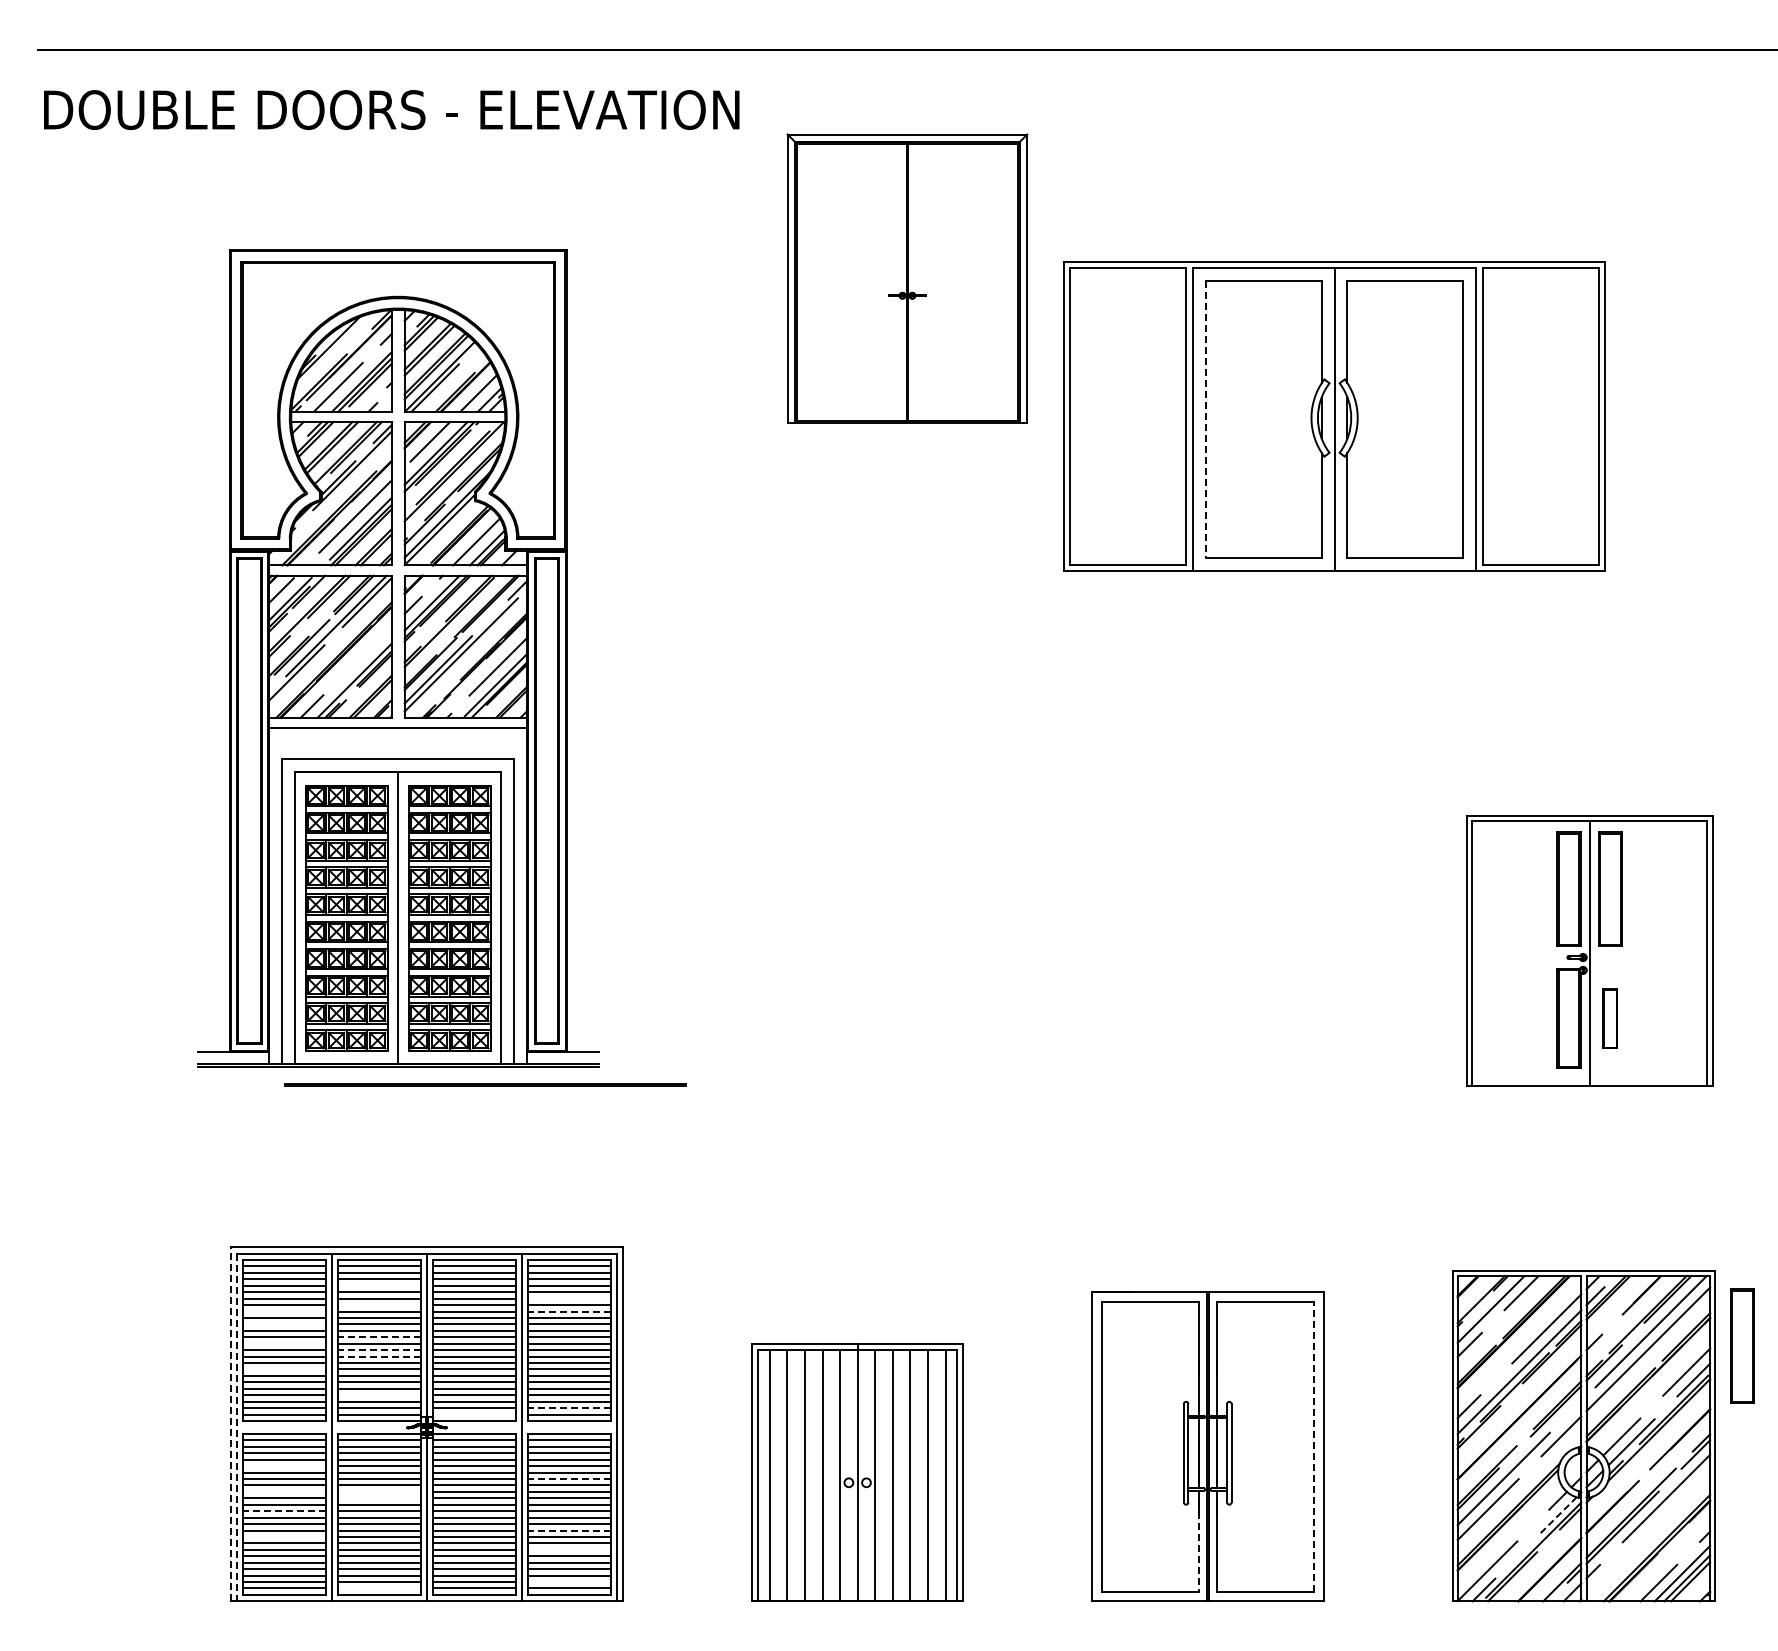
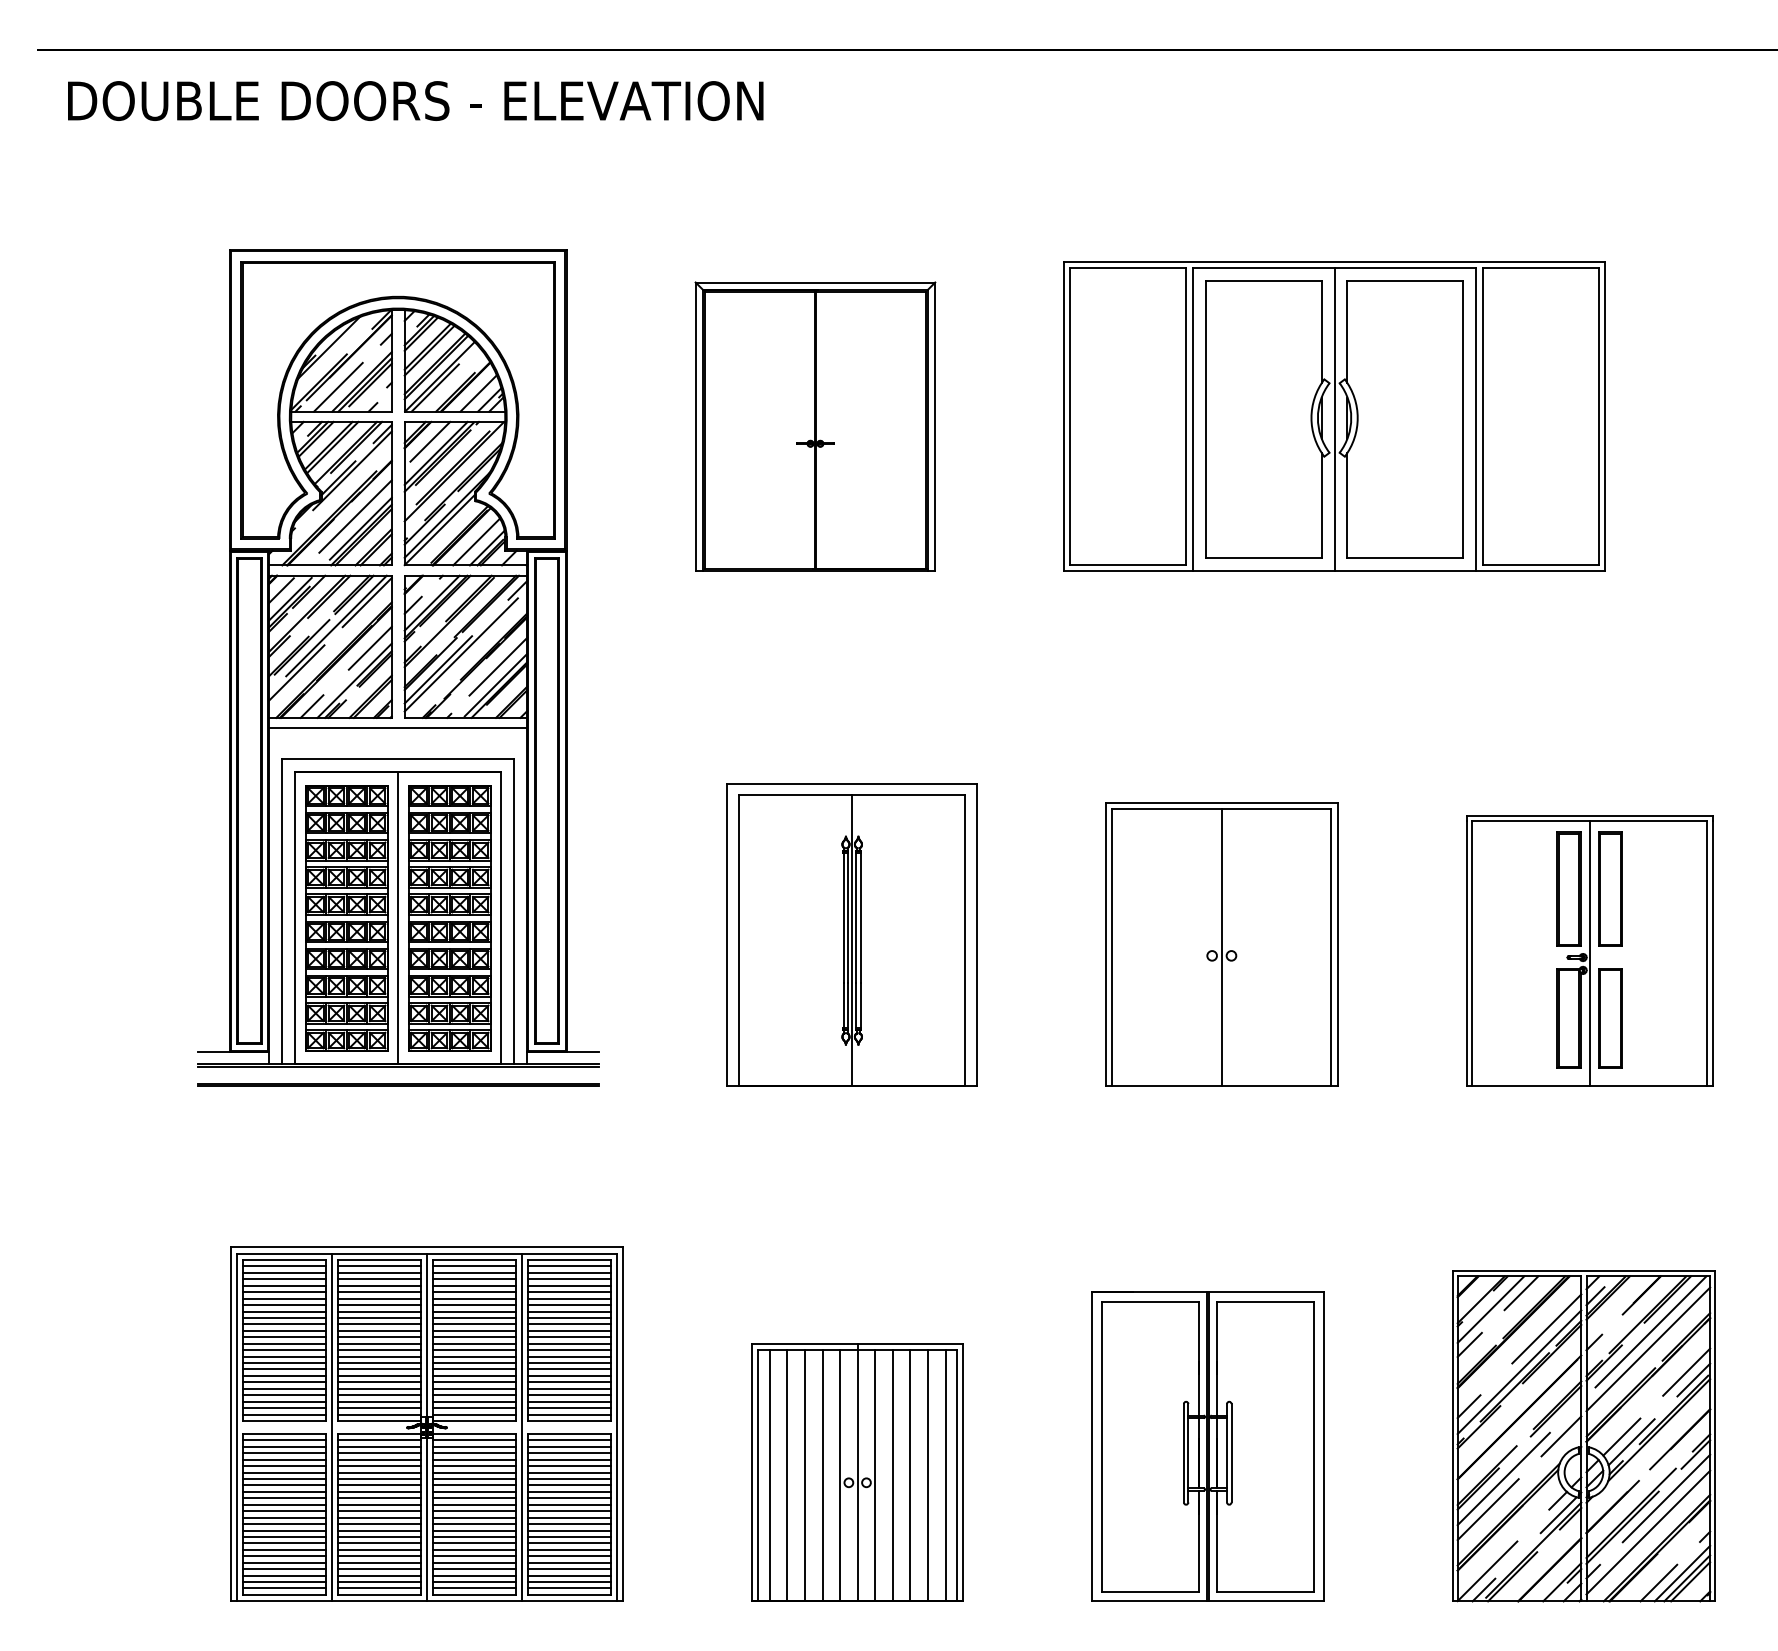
text position: (391, 109) -> (415, 100) (415, 100)
part position: (907, 278) -> (815, 426) (815, 426)
line: dashed -> solid (1205, 420)
line: none -> present (369, 647)
part: none -> present (851, 934)
part: none -> present (1221, 944)
part size: 16x61 px -> 25x101 px (1610, 1018)
line position: (485, 1084) -> (398, 1084) (398, 1084)
line: none -> present (379, 1285)
line: none -> present (569, 1298)
line: none -> present (379, 1305)
line: none -> present (284, 1311)
line: dashed -> solid (569, 1311)
line: none -> present (284, 1324)
line: dashed -> solid (379, 1337)
line: none -> present (284, 1343)
part: present -> none (1742, 1345)
line: dashed -> solid (379, 1350)
line: dashed -> solid (379, 1356)
line: none -> present (284, 1369)
line: none -> present (379, 1395)
line: dashed -> solid (569, 1408)
line: none -> present (474, 1414)
line: dashed -> solid (230, 1423)
line: dashed -> solid (237, 1427)
line: dashed -> solid (1314, 1446)
line: none -> present (284, 1466)
line: dashed -> solid (569, 1478)
line: none -> present (284, 1491)
line: none -> present (379, 1491)
line: none -> present (379, 1498)
line: dashed -> solid (284, 1511)
line: dashed -> solid (1559, 1514)
line: dashed -> solid (569, 1530)
line: none -> present (1648, 1532)
line: none -> present (284, 1536)
line: dashed -> solid (1199, 1547)
line: none -> present (569, 1549)
line: none -> present (569, 1582)
line: none -> present (379, 1588)
